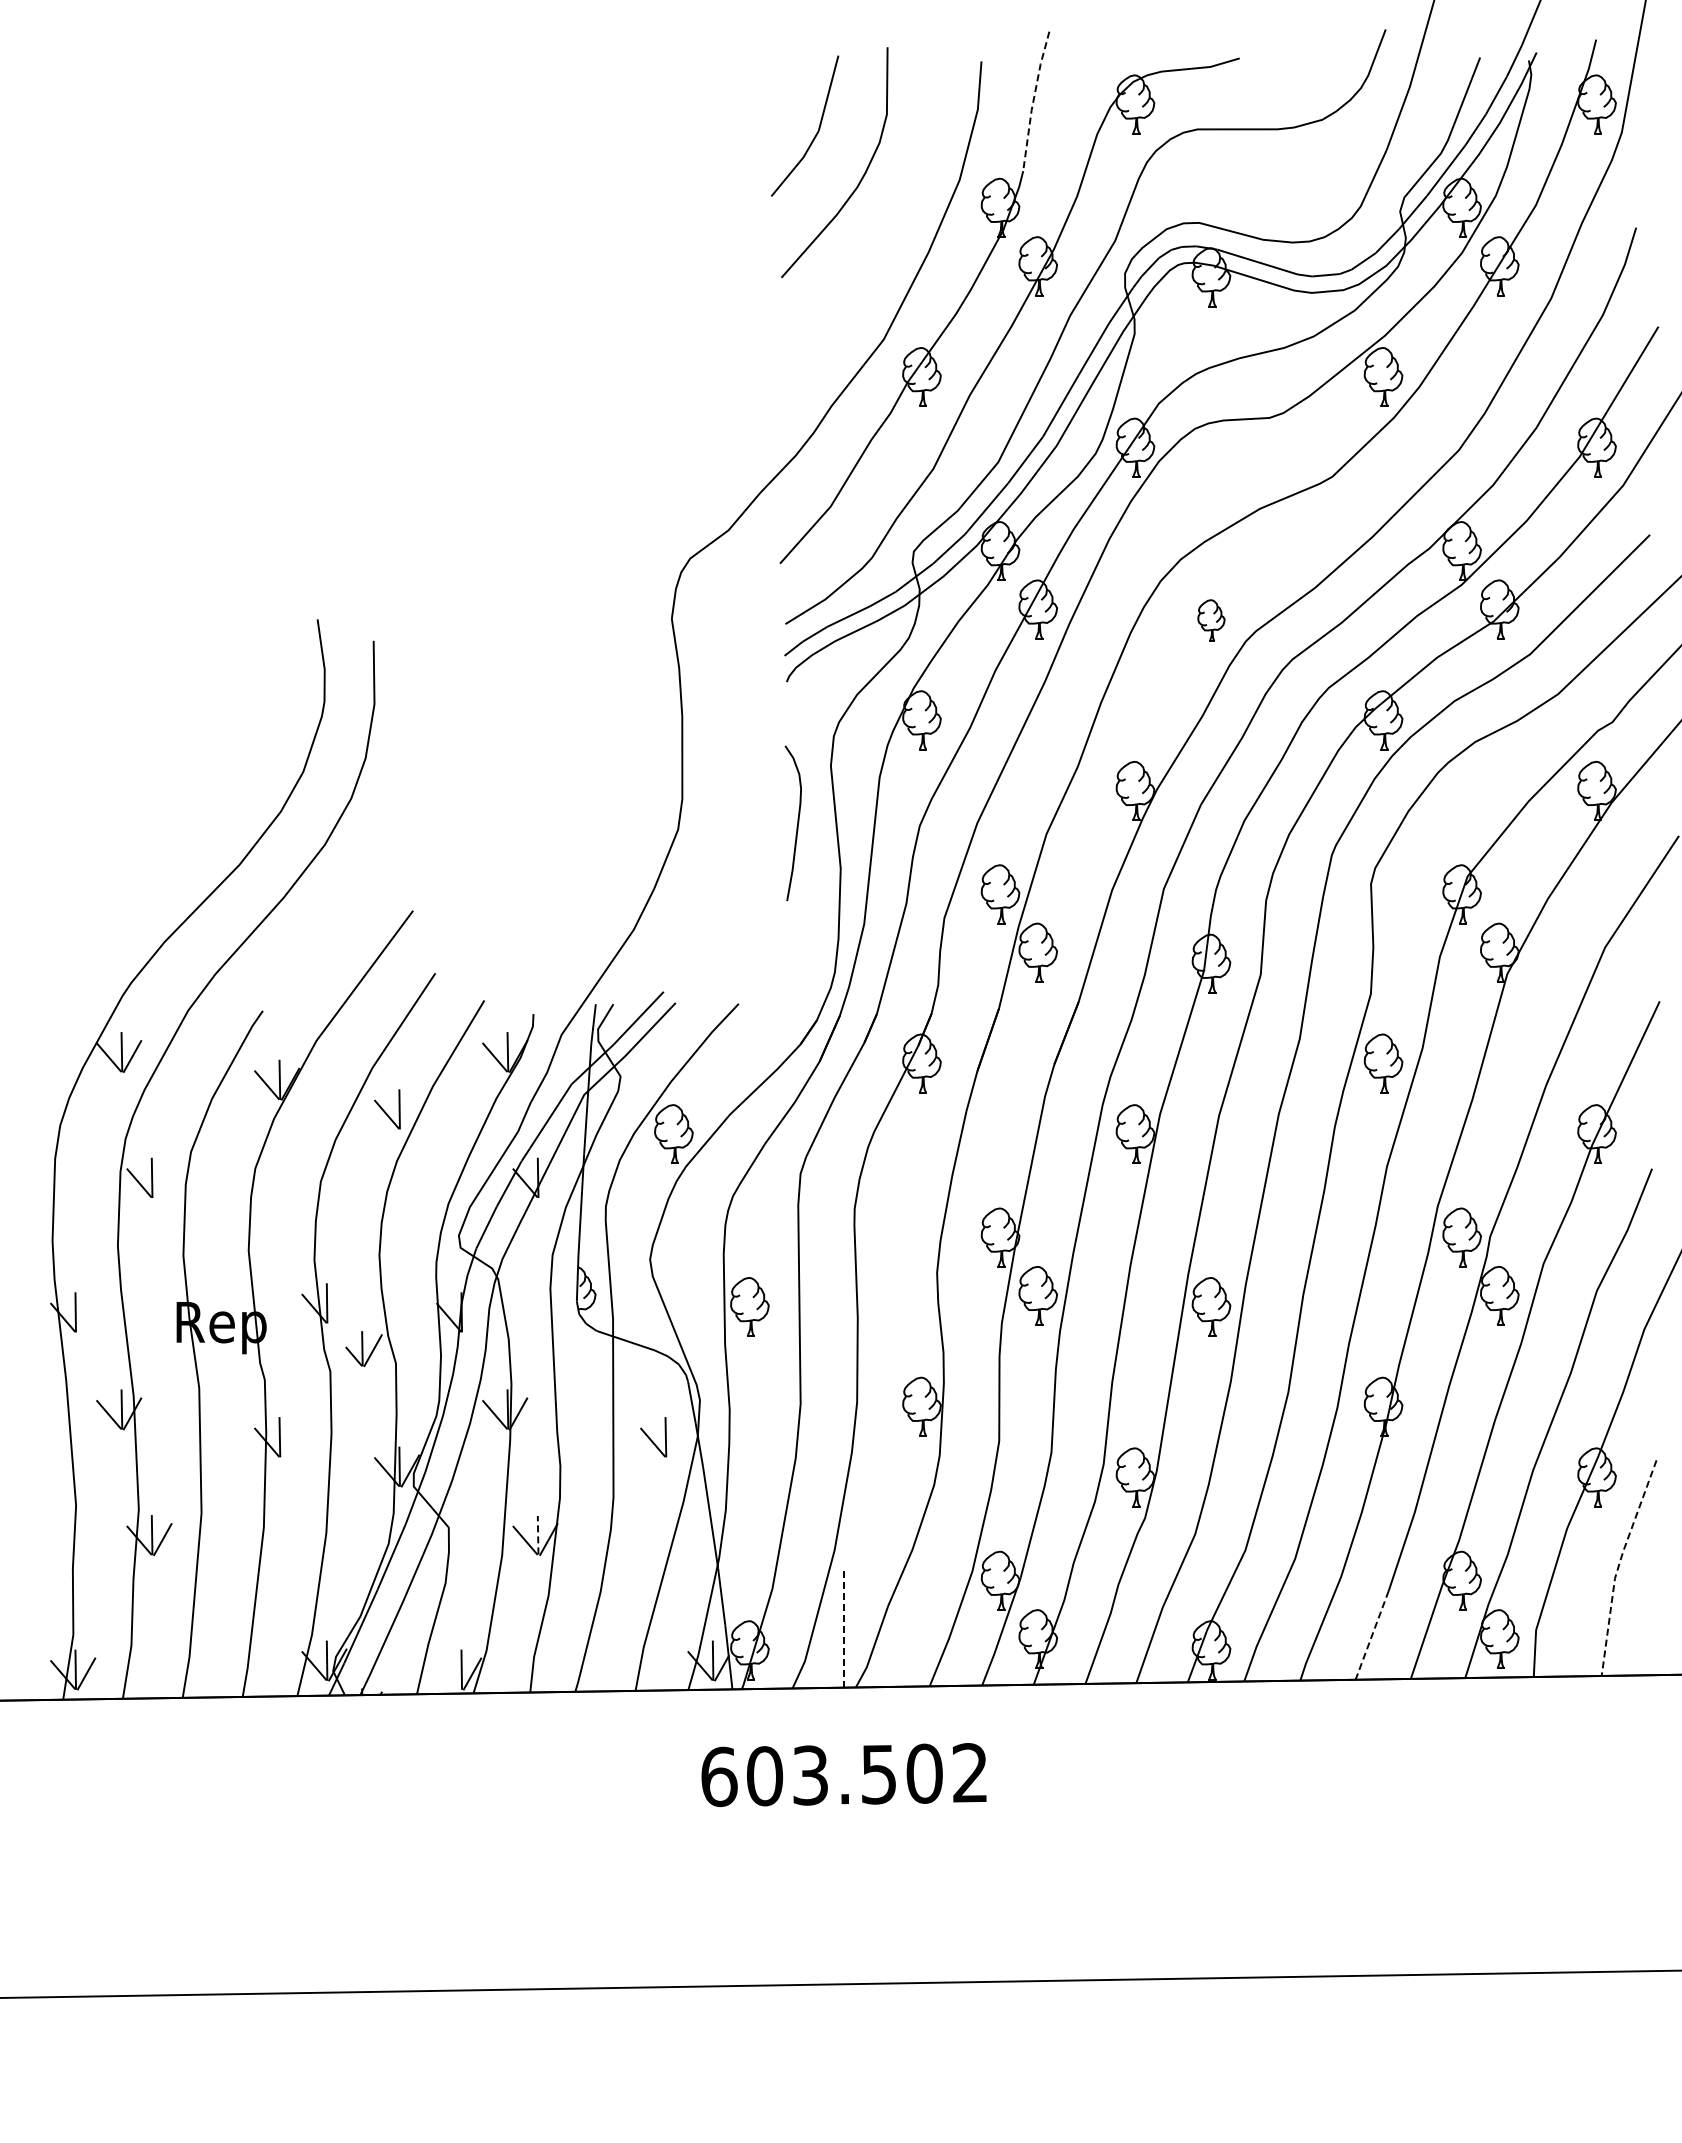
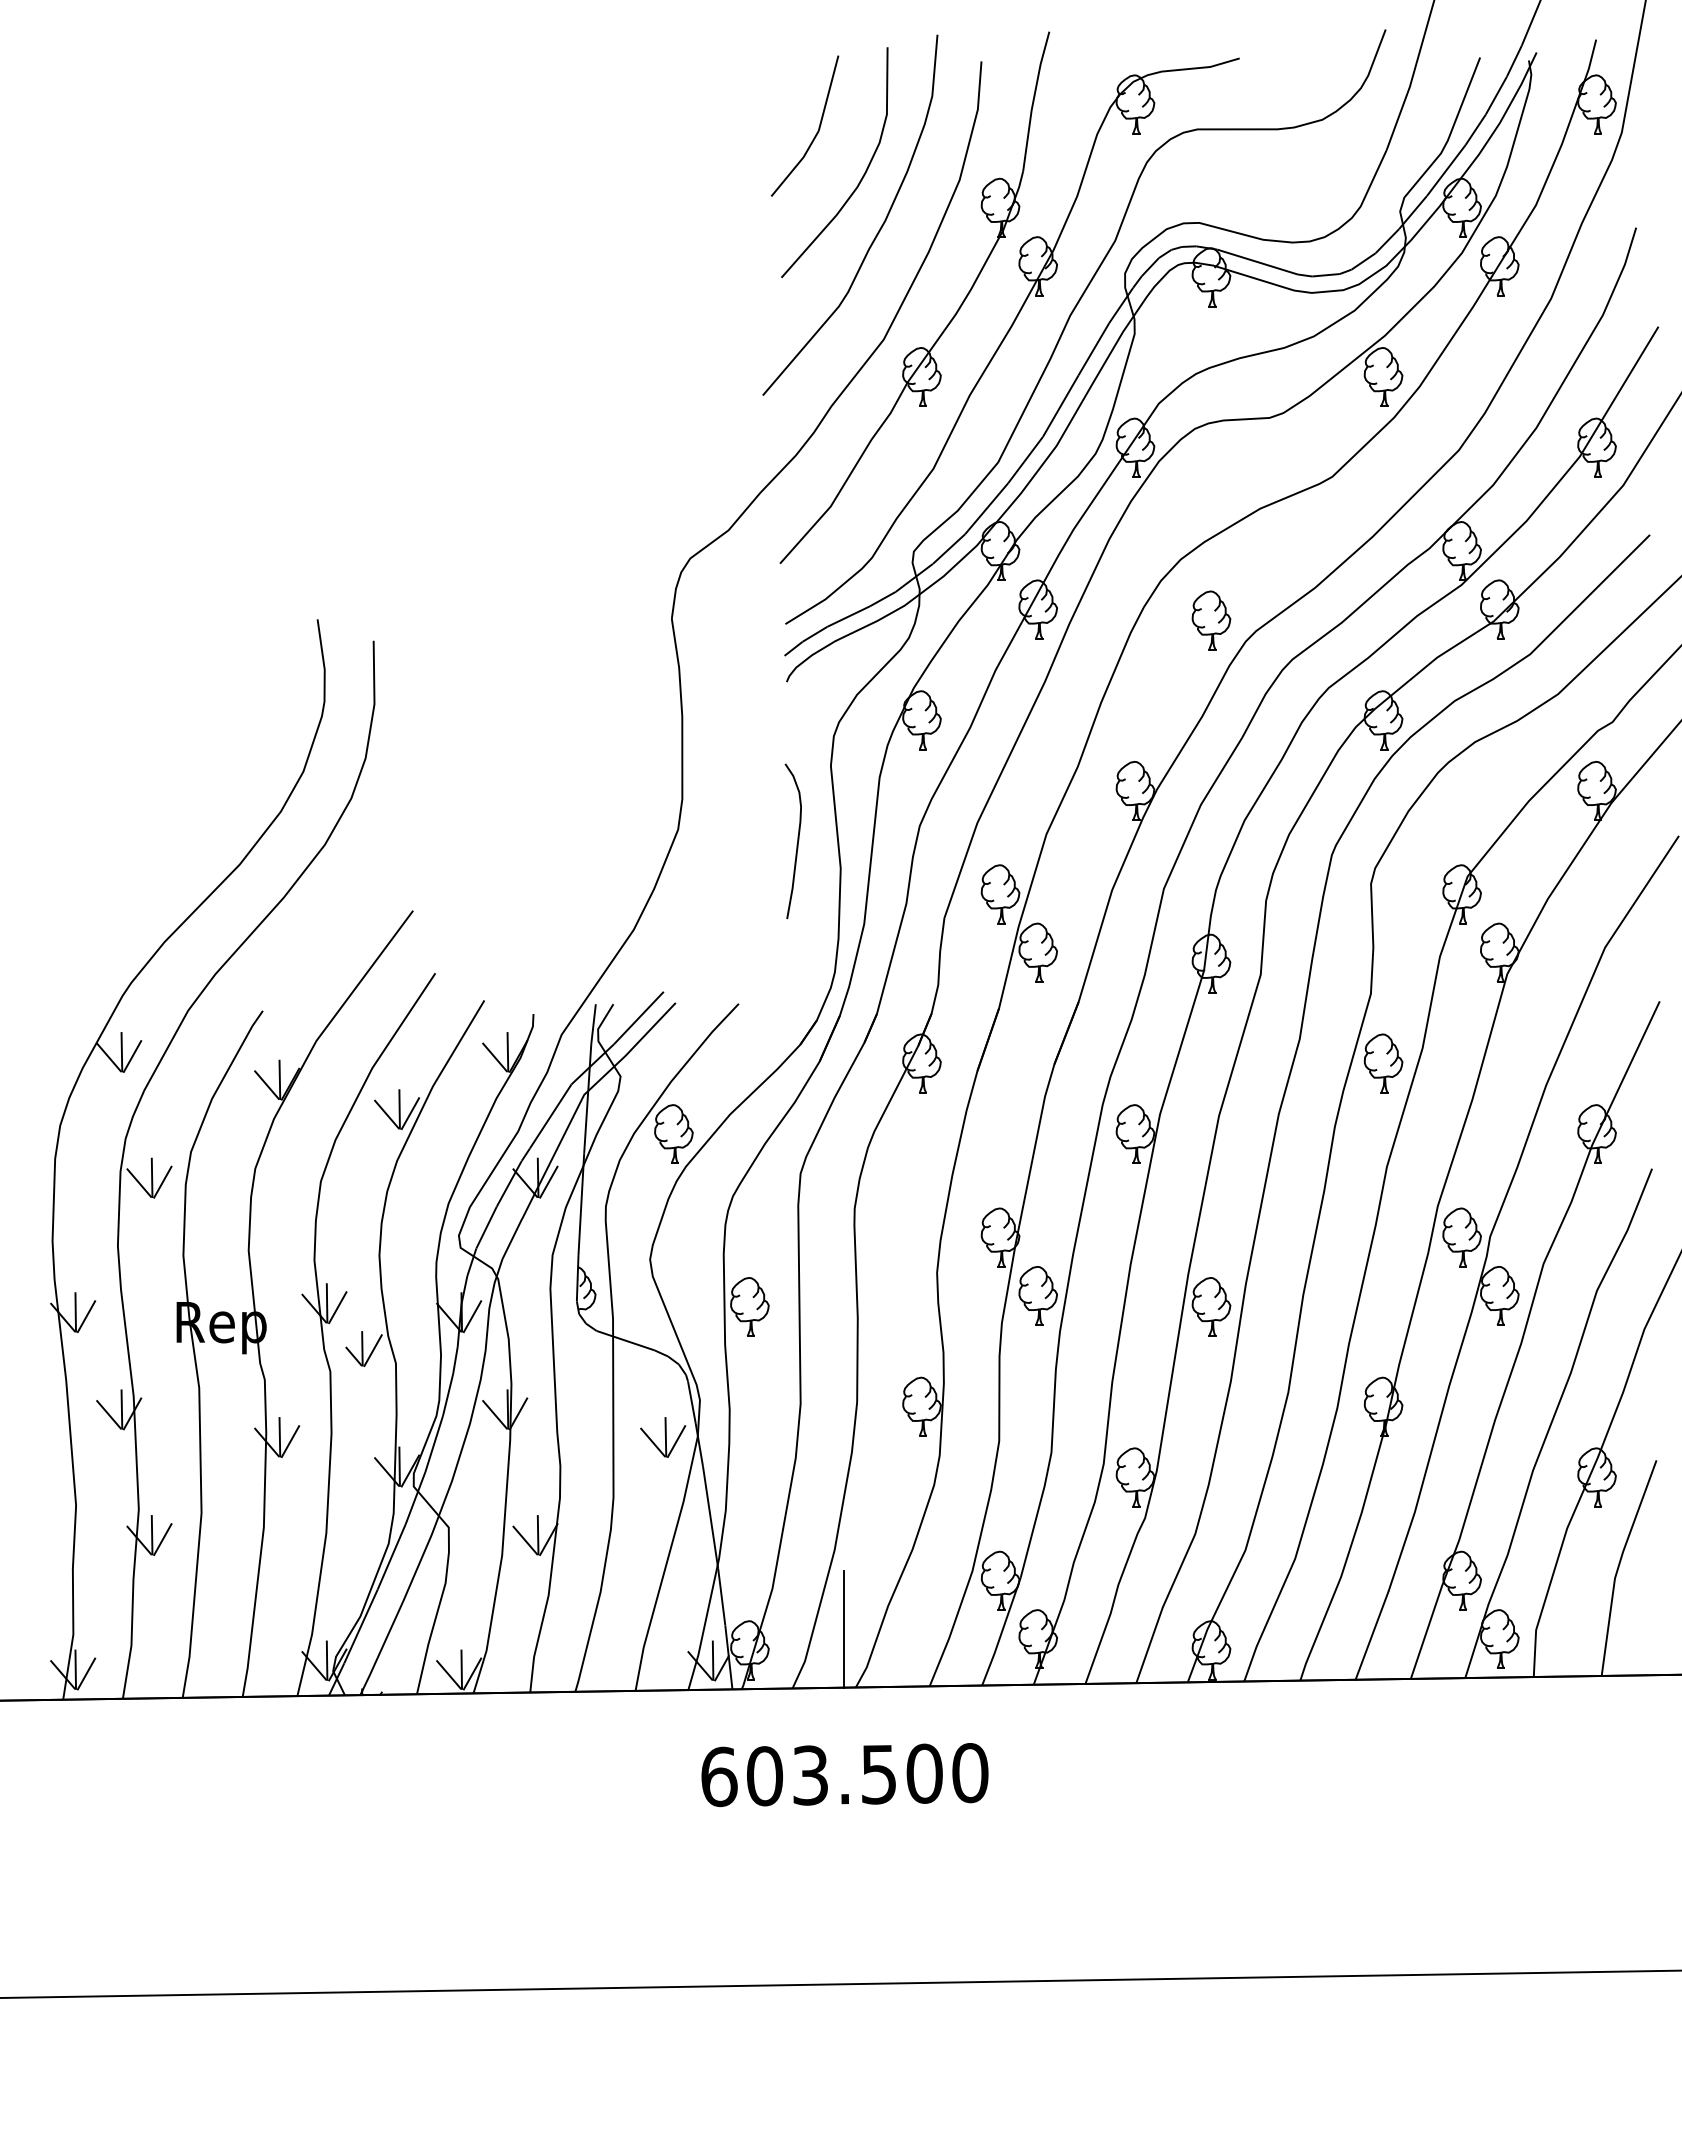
line: dashed -> solid (1033, 101)
curve: none -> present (879, 228)
part size: 29x43 px -> 41x61 px (1211, 620)
curve position: (797, 823) -> (797, 841) (797, 841)
line: none -> present (410, 1113)
line: none -> present (162, 1181)
line: none -> present (548, 1181)
line: none -> present (337, 1307)
line: none -> present (86, 1316)
line: none -> present (472, 1316)
line: none -> present (290, 1441)
line: none -> present (676, 1441)
line: dashed -> solid (538, 1534)
line: dashed -> solid (1618, 1566)
line: dashed -> solid (844, 1628)
line: dashed -> solid (1371, 1635)
line: none -> present (448, 1674)
text: 603.502 -> 603.500 (970, 1773)
